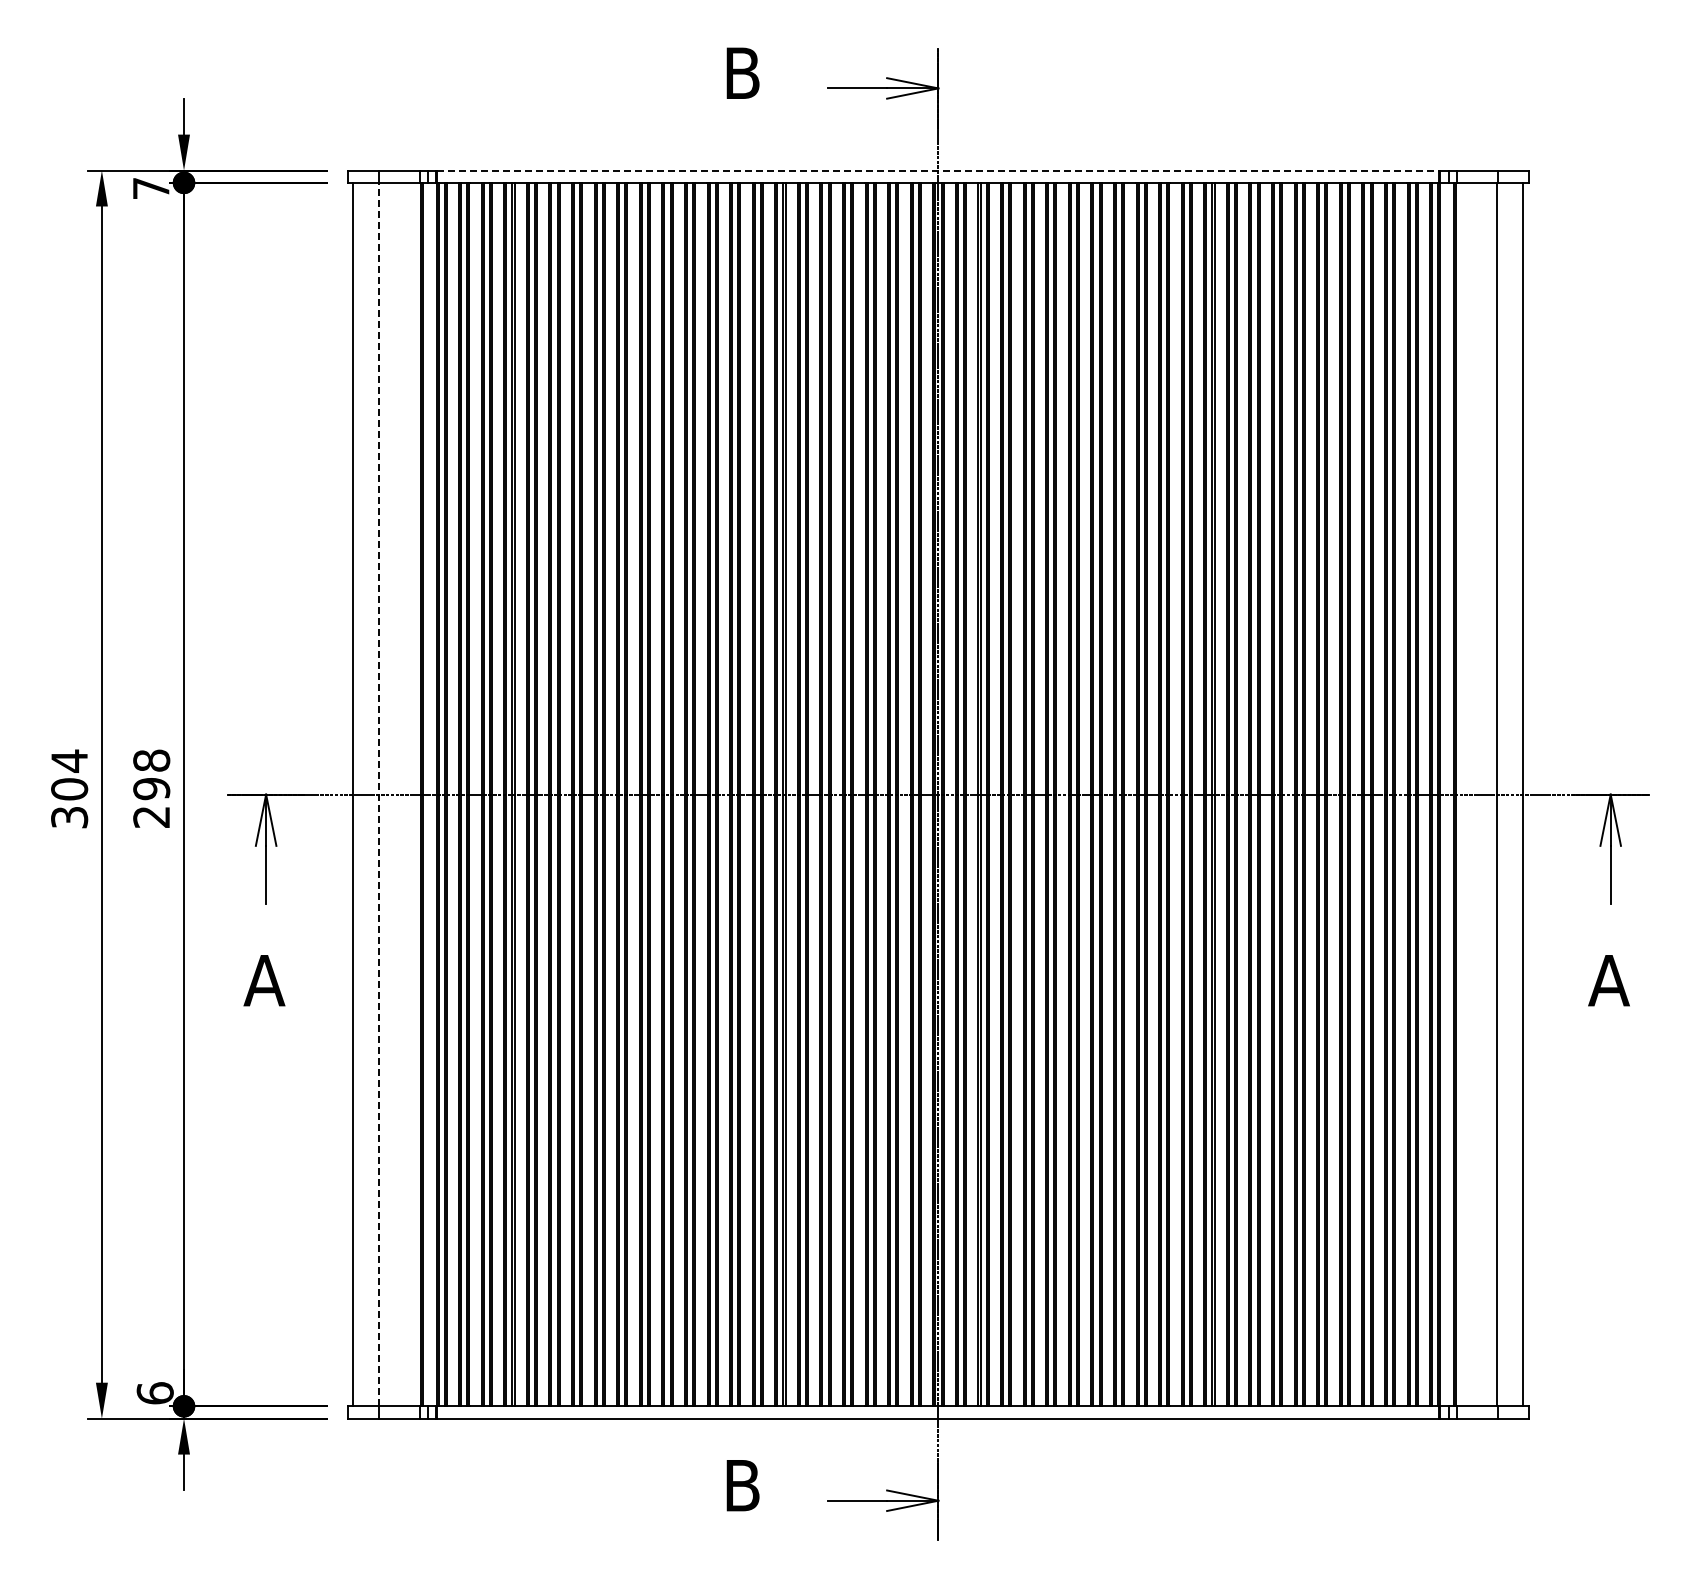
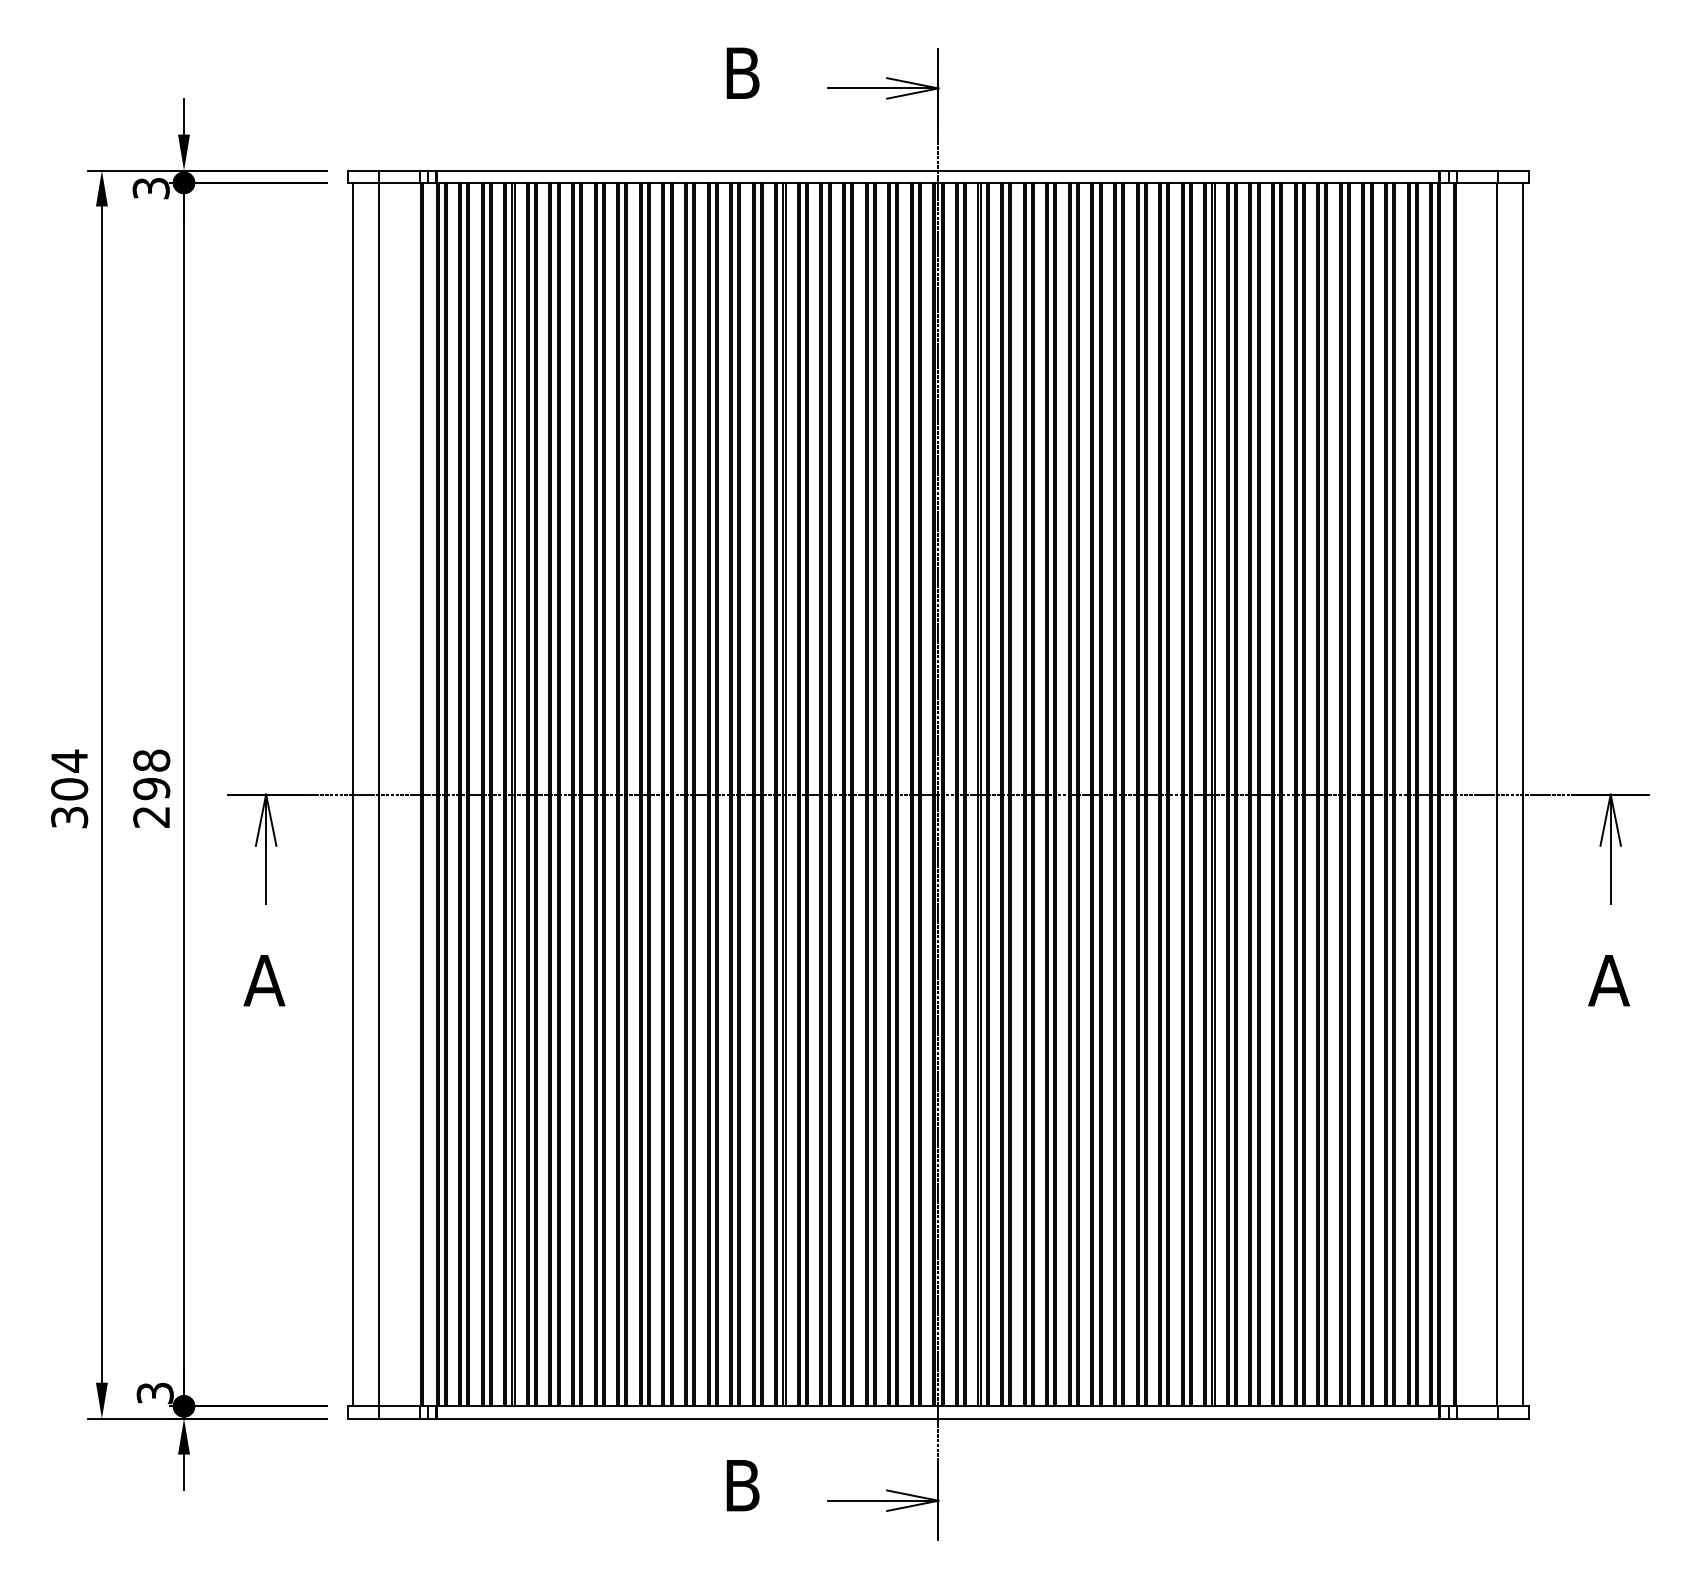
line: dashed -> solid (938, 170)
text: 7 -> 3 (150, 188)
line: dashed -> solid (379, 794)
text: 6 -> 3 (154, 1393)
